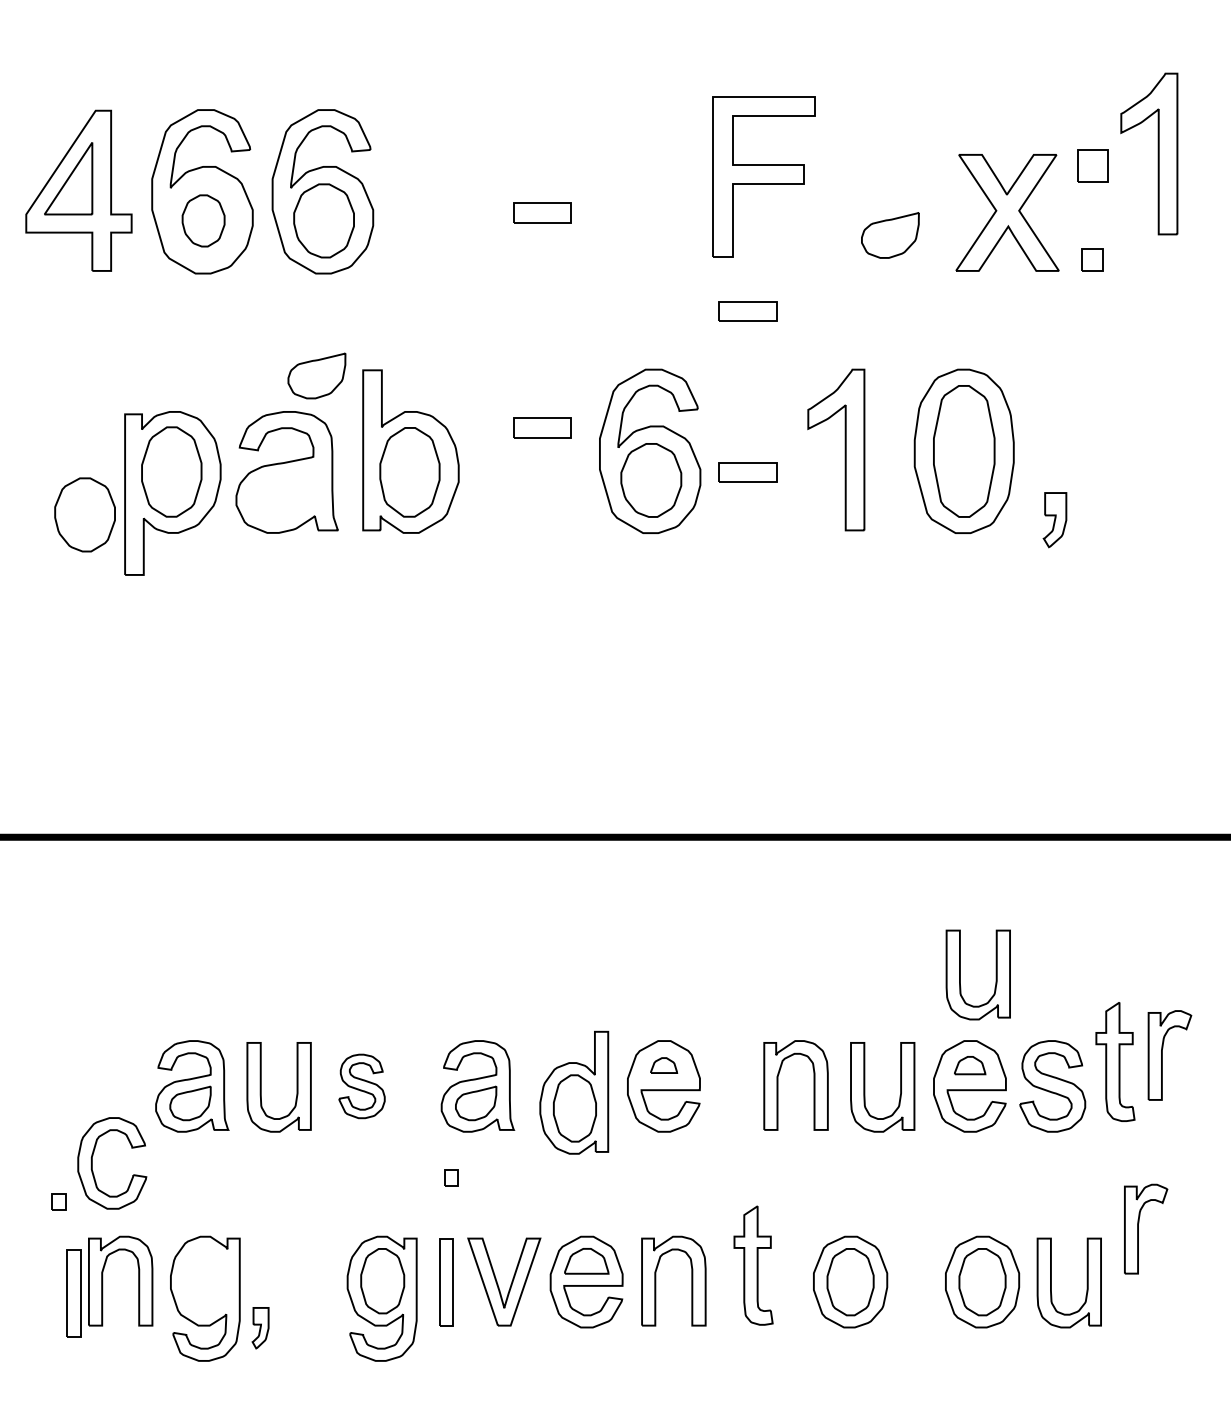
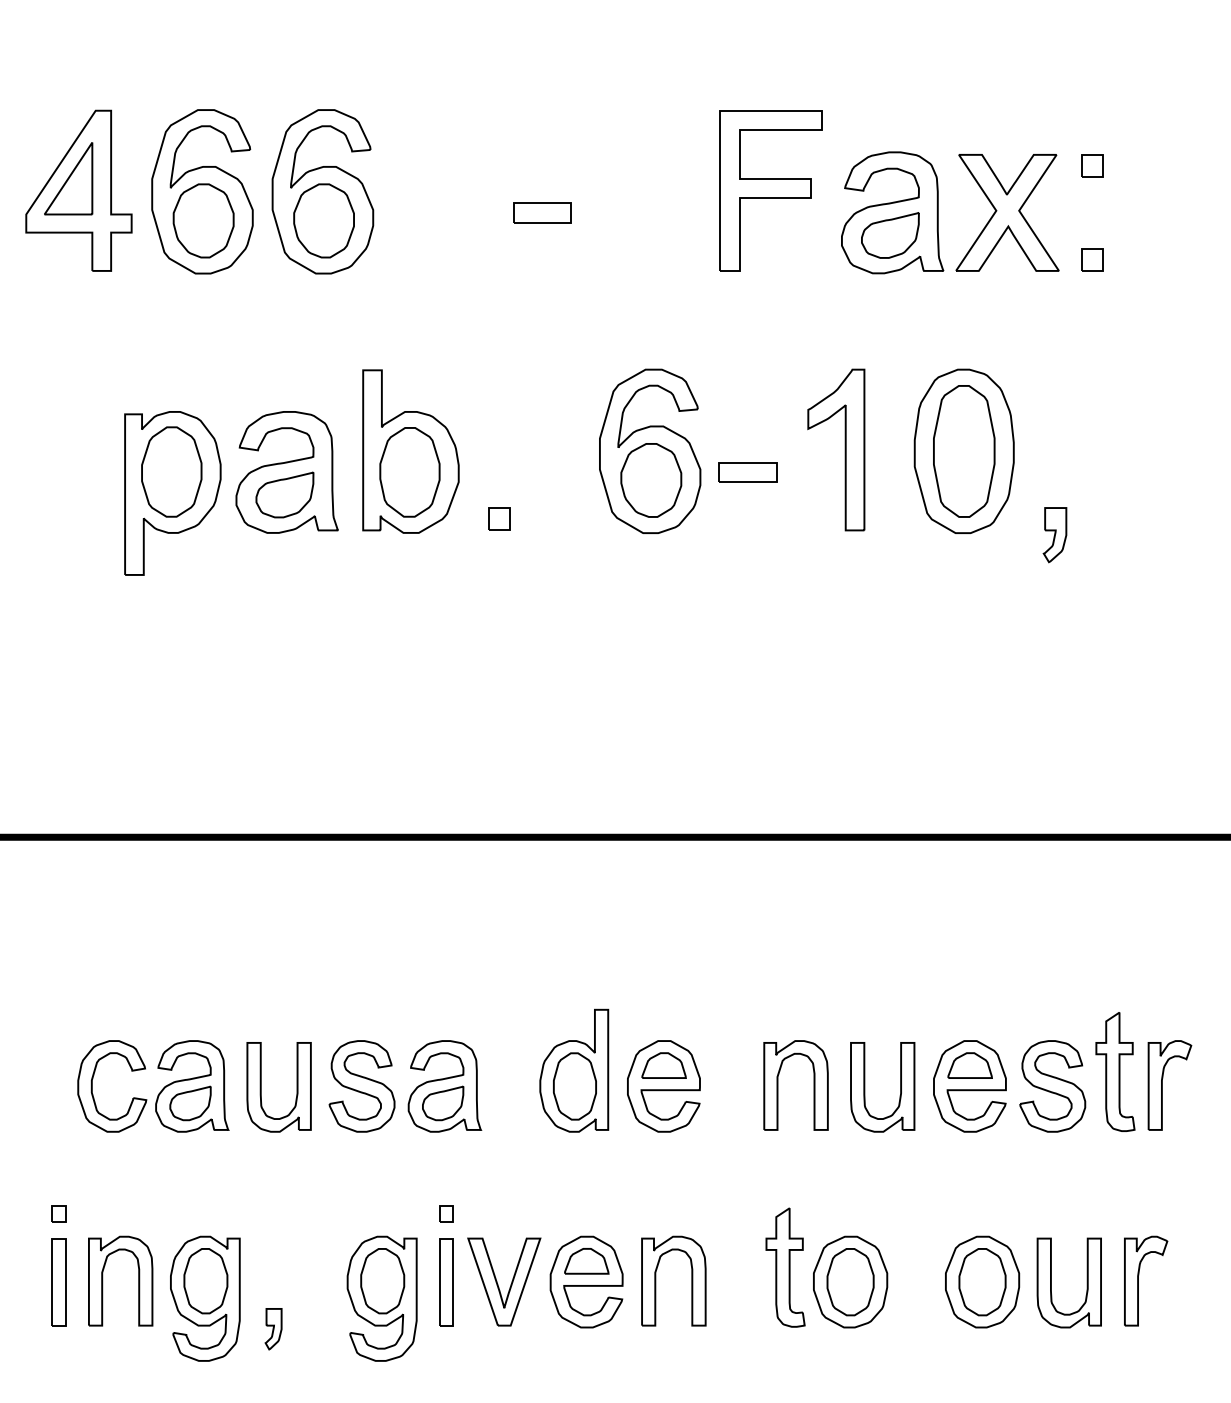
part: present -> none (1157, 153)
part size: 32x34 px -> 23x24 px (1092, 165)
part position: (763, 176) -> (770, 190) (770, 190)
part: none -> present (892, 212)
part size: 45x54 px -> 63x76 px (203, 220)
part: present -> none (747, 311)
part position: (316, 375) -> (284, 494) (284, 494)
part: present -> none (542, 427)
part: present -> none (84, 514)
part: none -> present (499, 518)
part position: (1054, 520) -> (1054, 535) (1054, 535)
part: present -> none (960, 974)
part position: (1162, 1055) -> (1162, 1085) (1162, 1085)
part position: (1115, 1061) -> (1115, 1071) (1115, 1071)
part size: 29x17 px -> 46x27 px (663, 1065)
part size: 33x20 px -> 46x27 px (969, 1065)
part size: 48x67 px -> 68x93 px (361, 1086)
part position: (477, 1086) -> (444, 1086) (444, 1086)
part position: (574, 1092) -> (574, 1070) (574, 1070)
part position: (92, 1163) -> (92, 1086) (92, 1086)
part position: (451, 1177) -> (446, 1213) (446, 1213)
part position: (58, 1201) -> (58, 1213) (58, 1213)
part position: (1138, 1228) -> (1138, 1280) (1138, 1280)
part position: (753, 1265) -> (785, 1267) (785, 1267)
part: none -> present (205, 1281)
part position: (73, 1293) -> (58, 1282) (58, 1282)
part position: (260, 1328) -> (273, 1329) (273, 1329)
